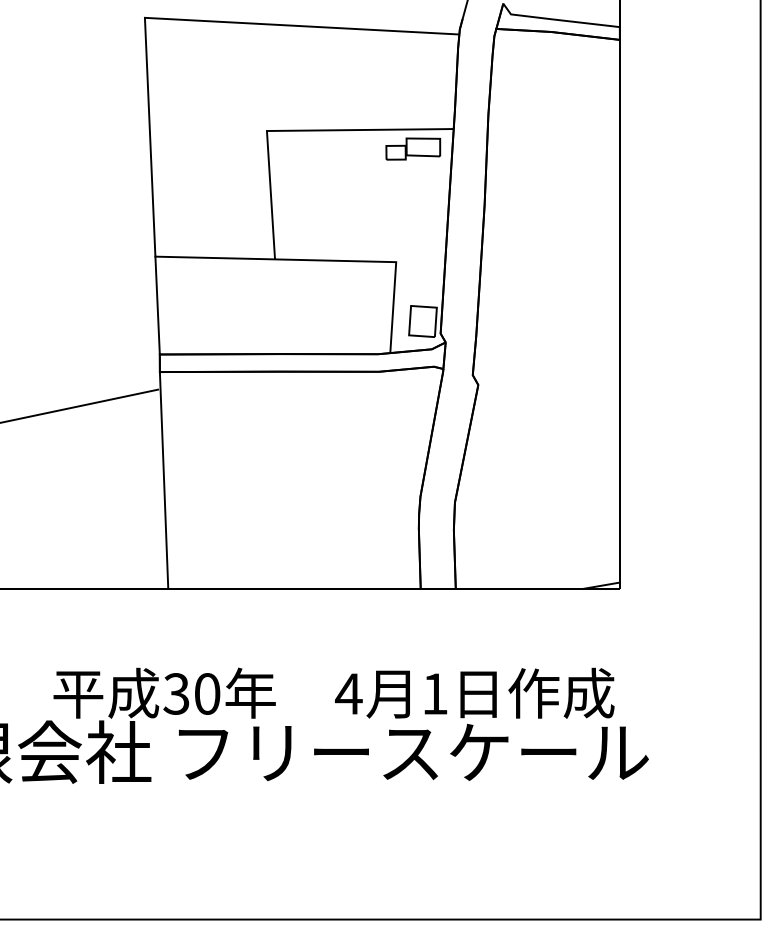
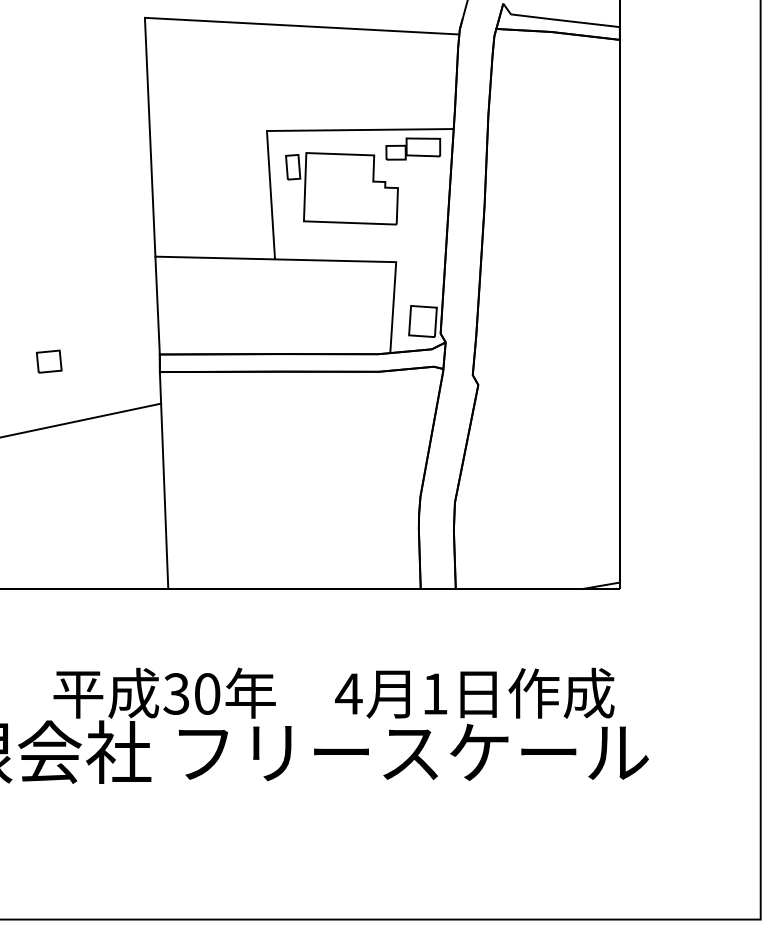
part: none -> present (341, 188)
part: none -> present (48, 361)
line position: (80, 405) -> (81, 420) (81, 420)
